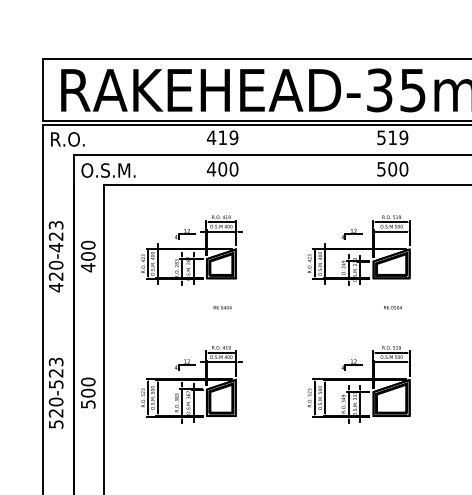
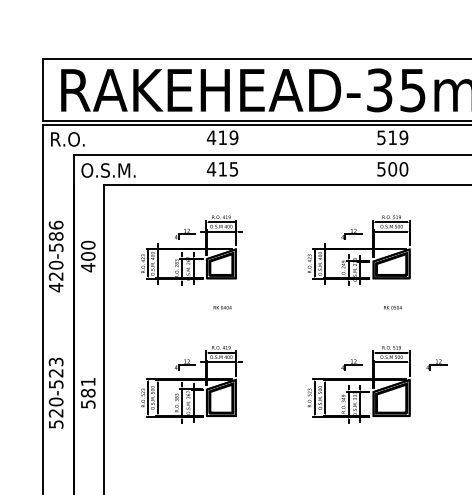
text: 400 -> 415 (228, 169)
text: 420-423 -> 420-586 (55, 236)
part: none -> present (436, 364)
text: 500 -> 581 (88, 387)
